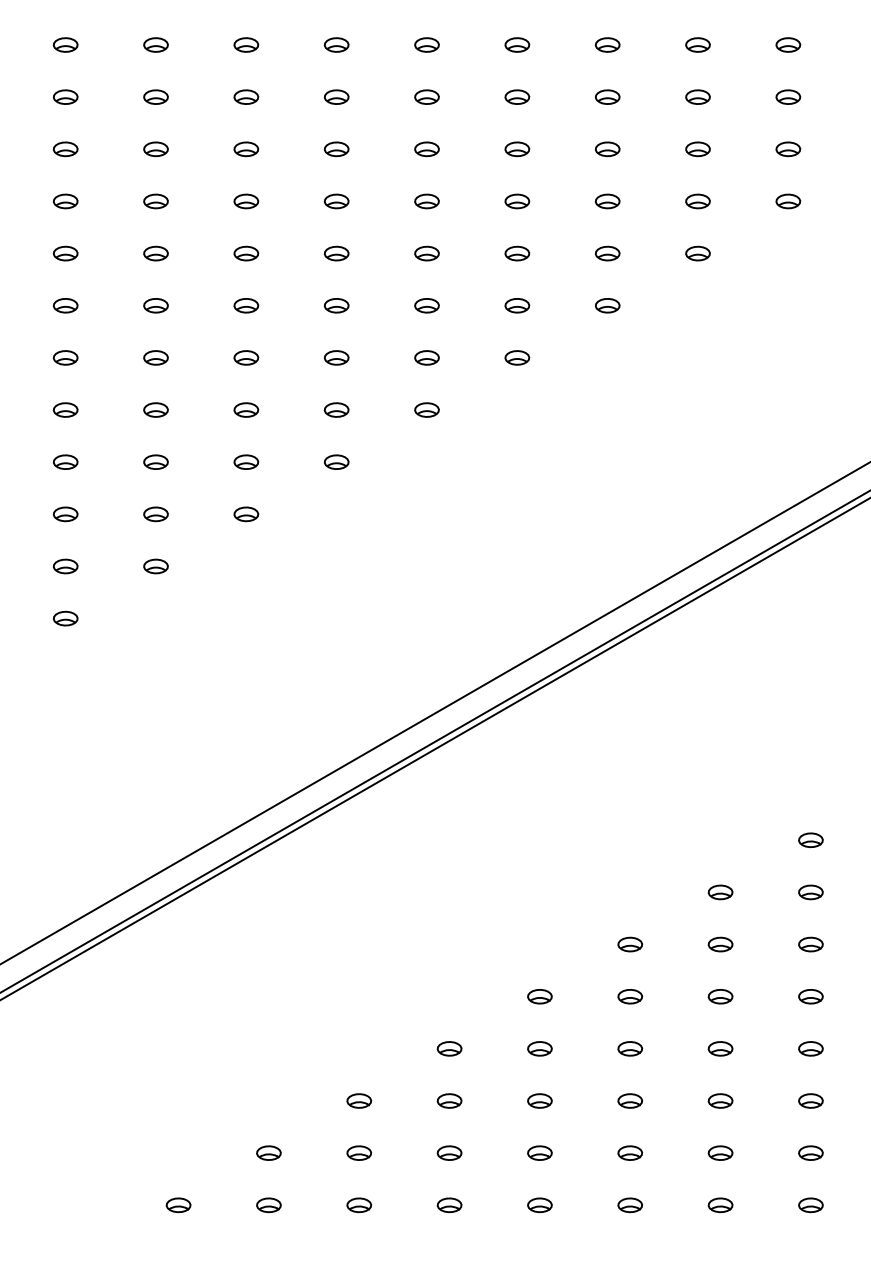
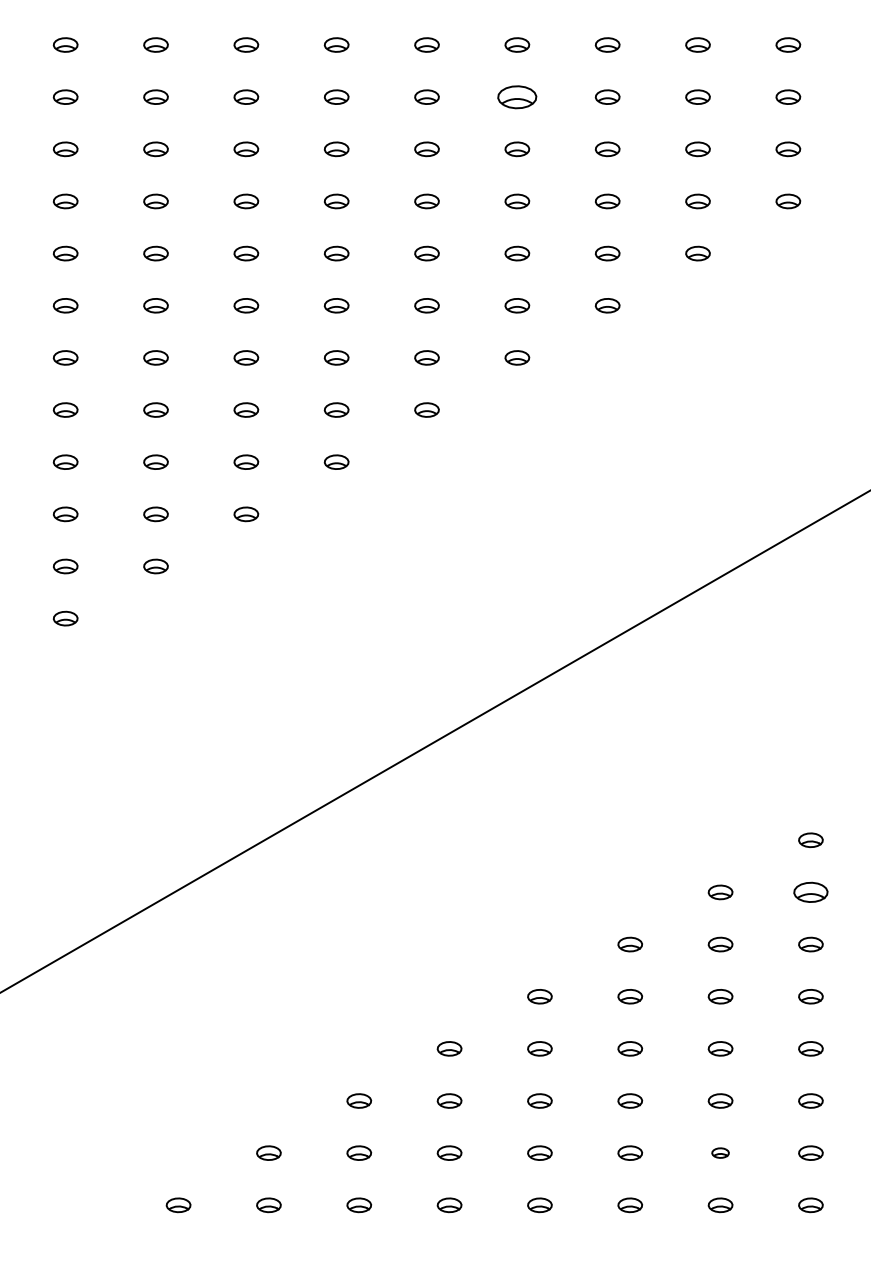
part size: 27x16 px -> 41x25 px (517, 97)
line: present -> none (434, 713)
line: present -> none (434, 748)
part size: 26x17 px -> 36x22 px (810, 891)
part size: 27x16 px -> 19x12 px (720, 1152)
